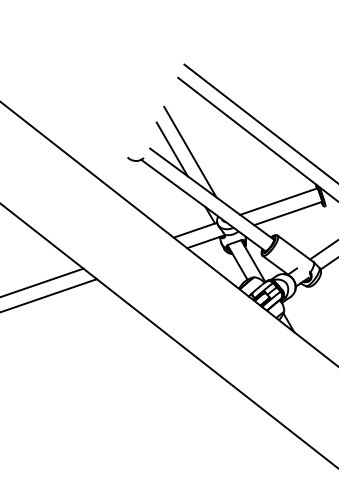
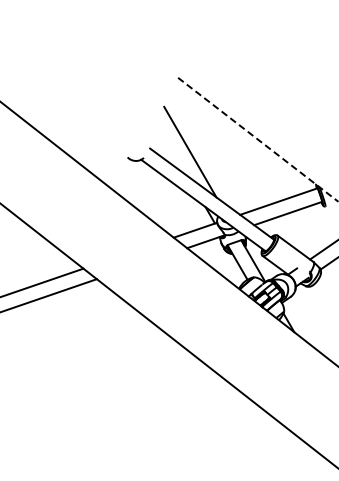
line: present -> none (259, 122)
line: solid -> dashed (258, 140)
line: present -> none (171, 149)
